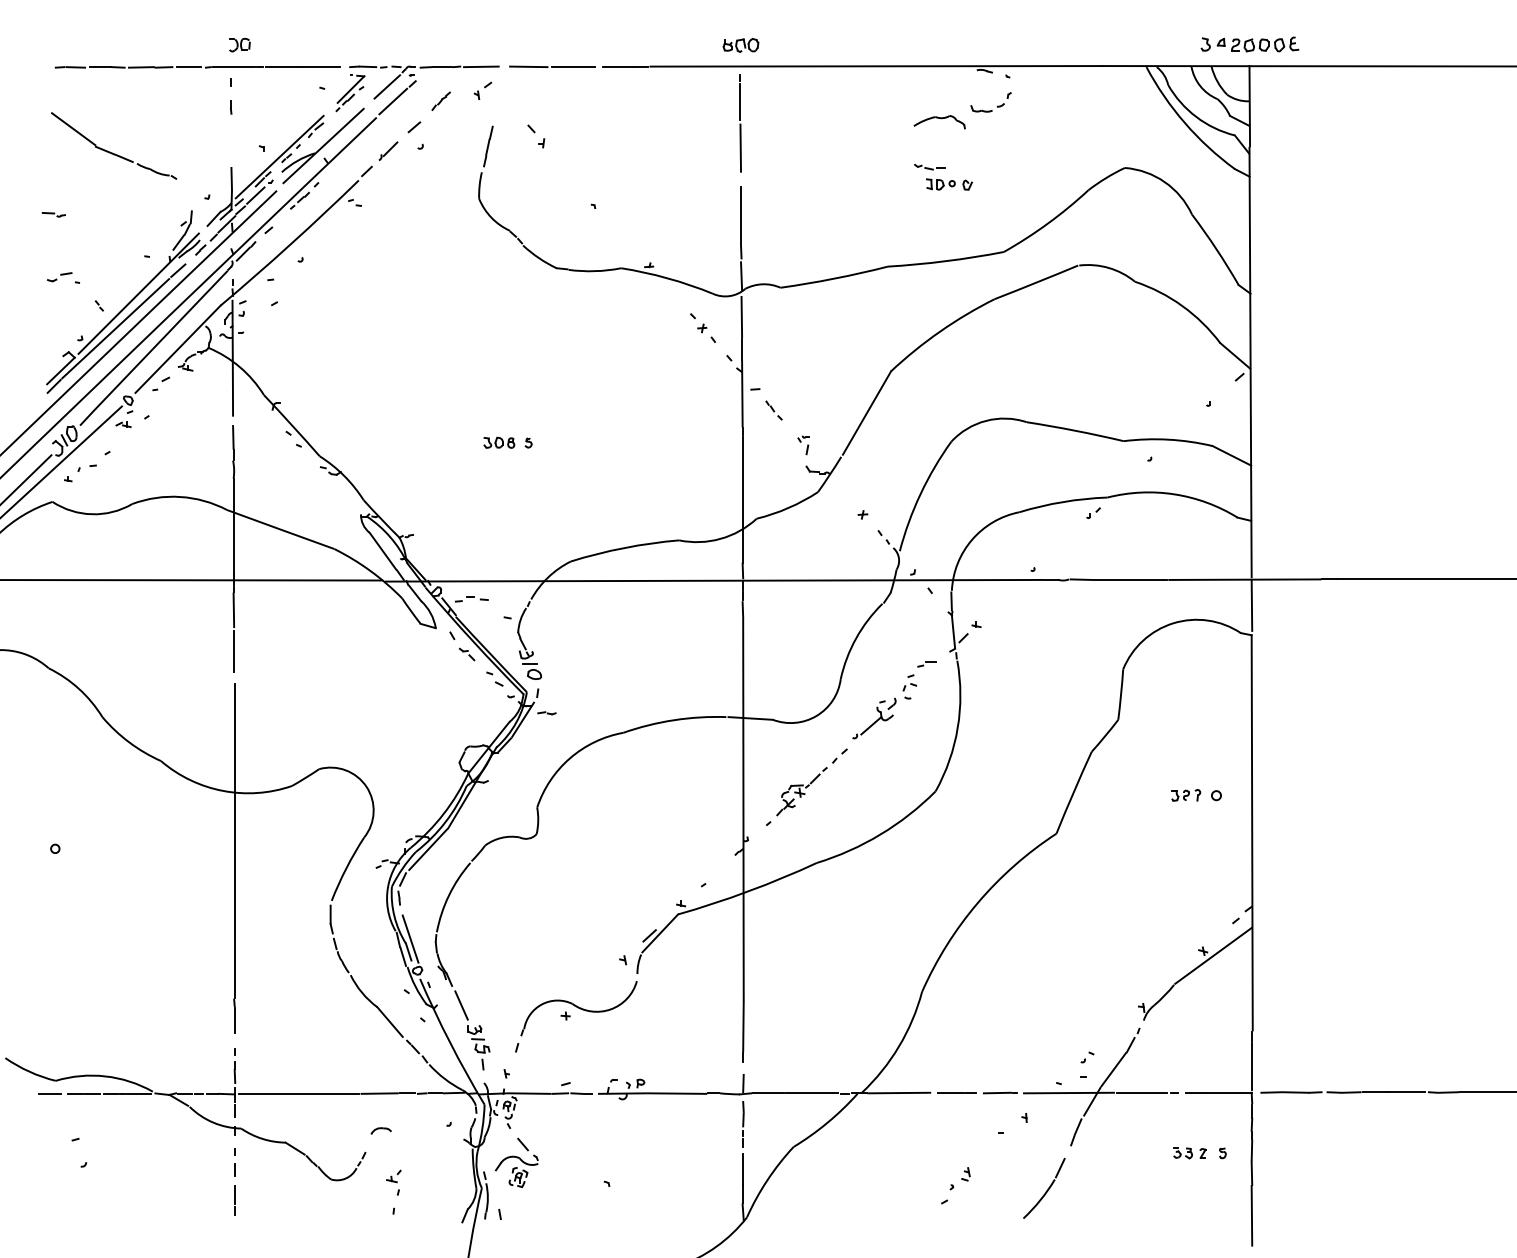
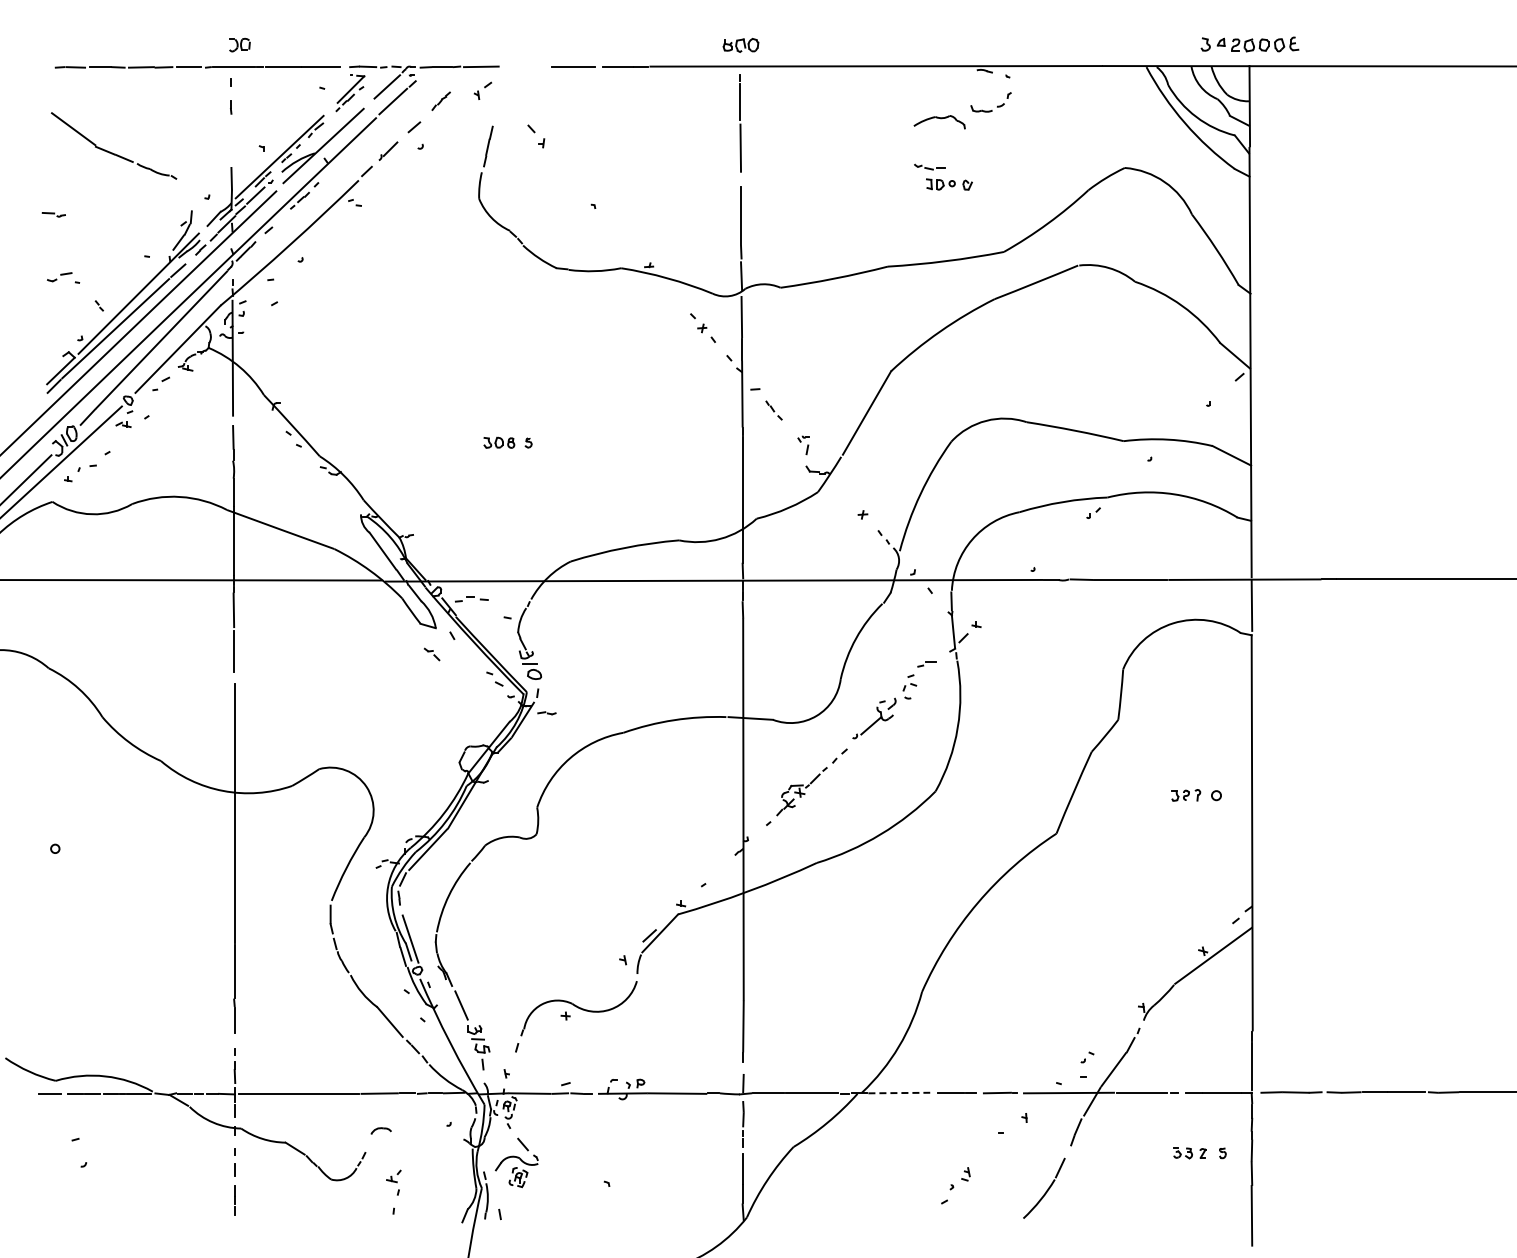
line: present -> none (528, 66)
part position: (466, 654) -> (431, 654) (431, 654)
line: solid -> dashed (899, 1093)
